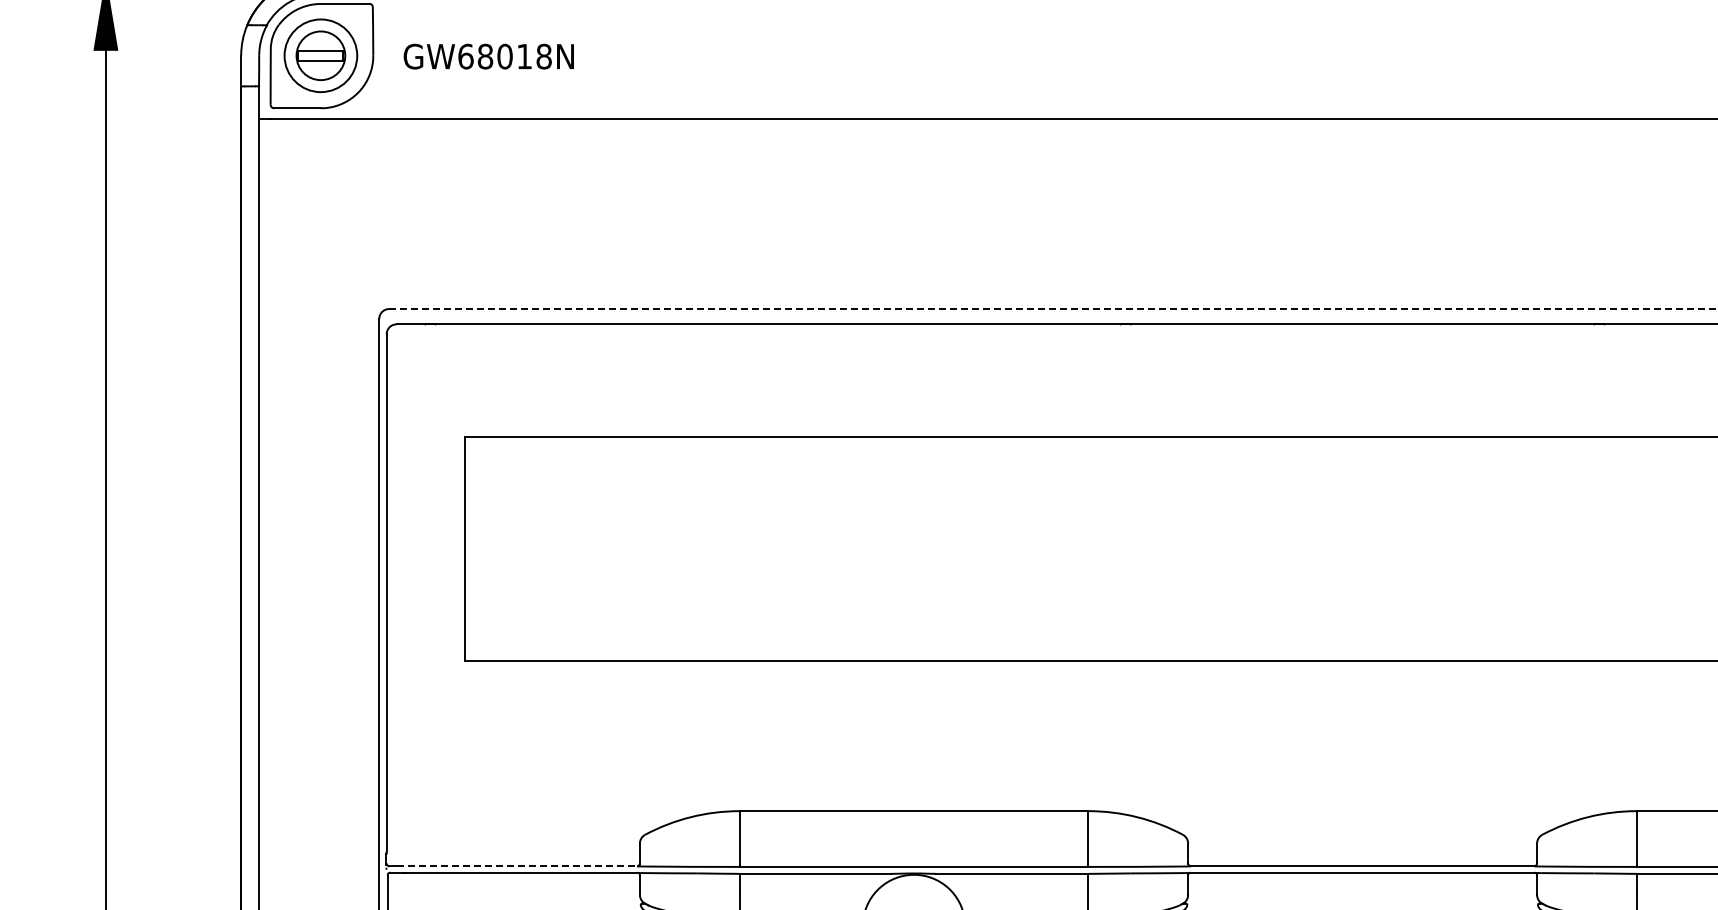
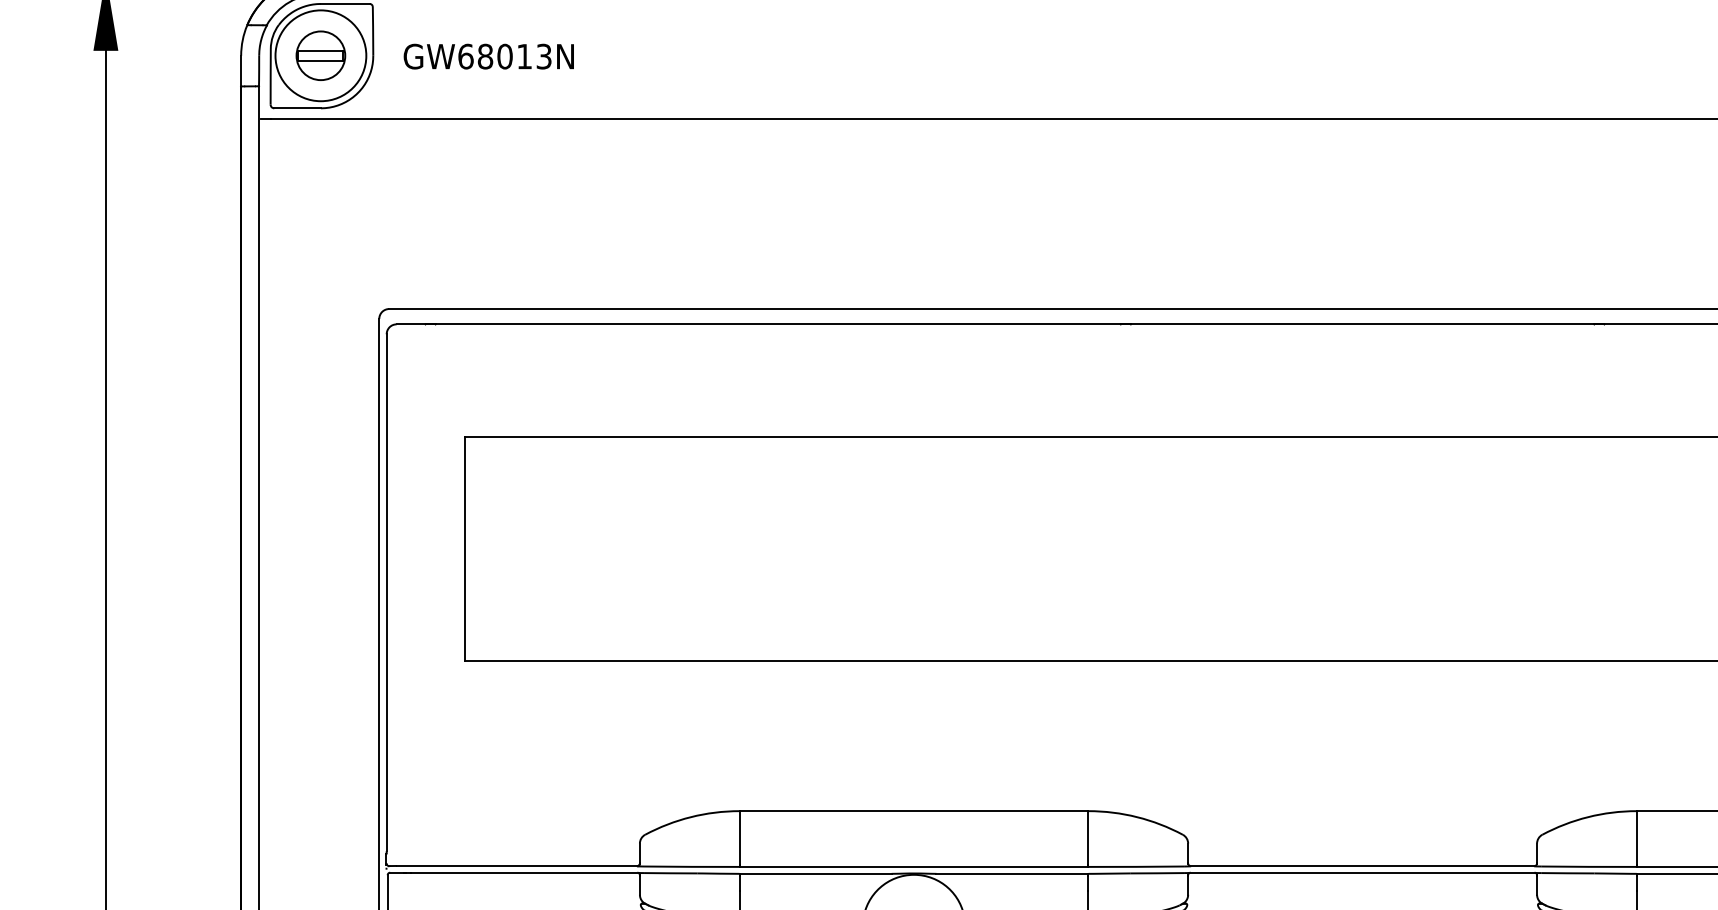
circle diameter: 73 px -> 91 px (320, 55)
text: GW68018N -> GW68013N (543, 56)
line: dashed -> solid (1053, 309)
line: dashed -> solid (517, 865)
